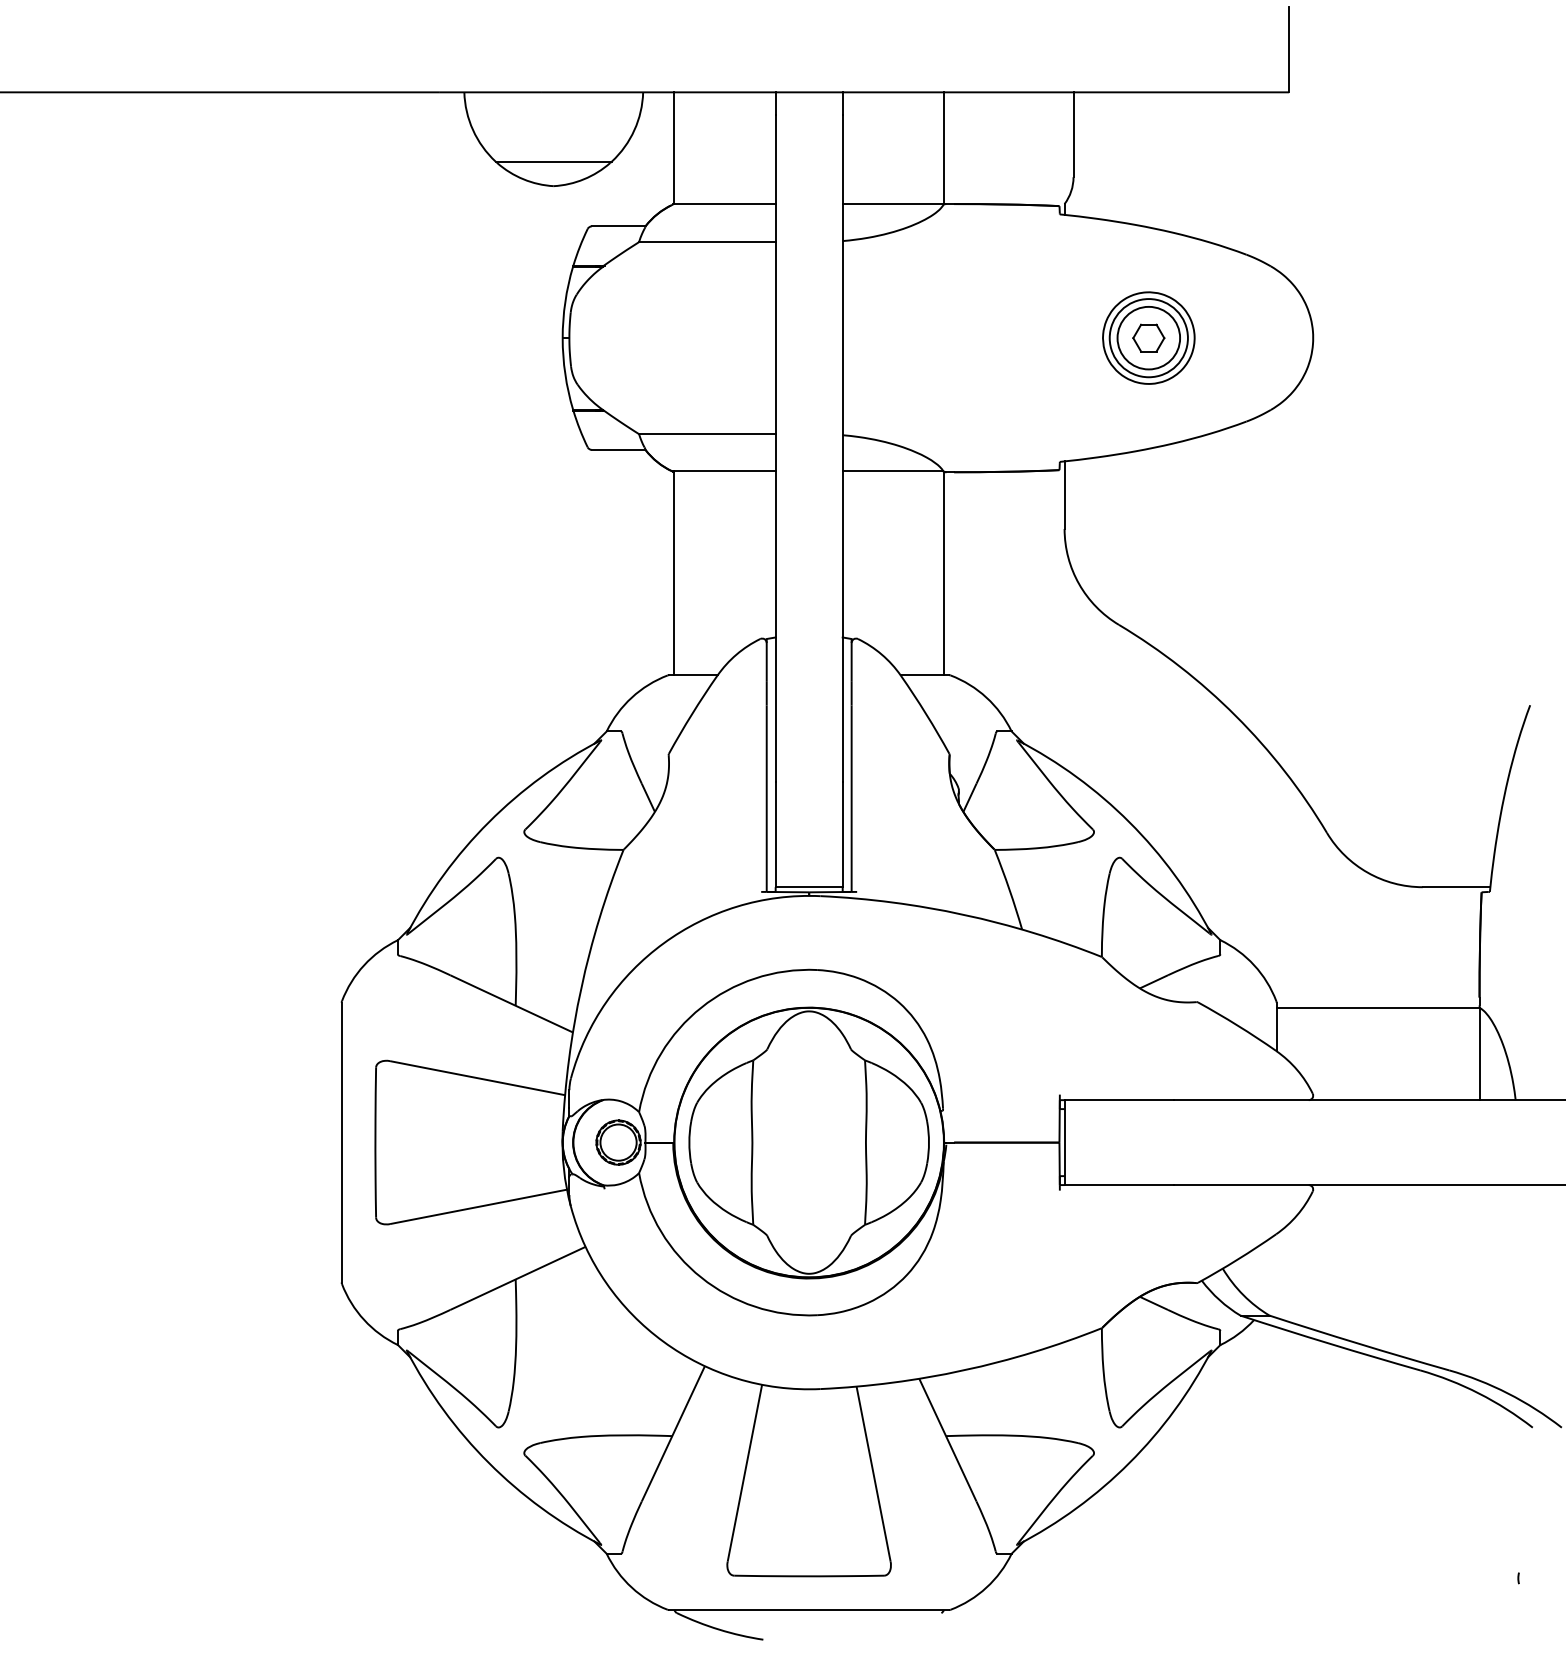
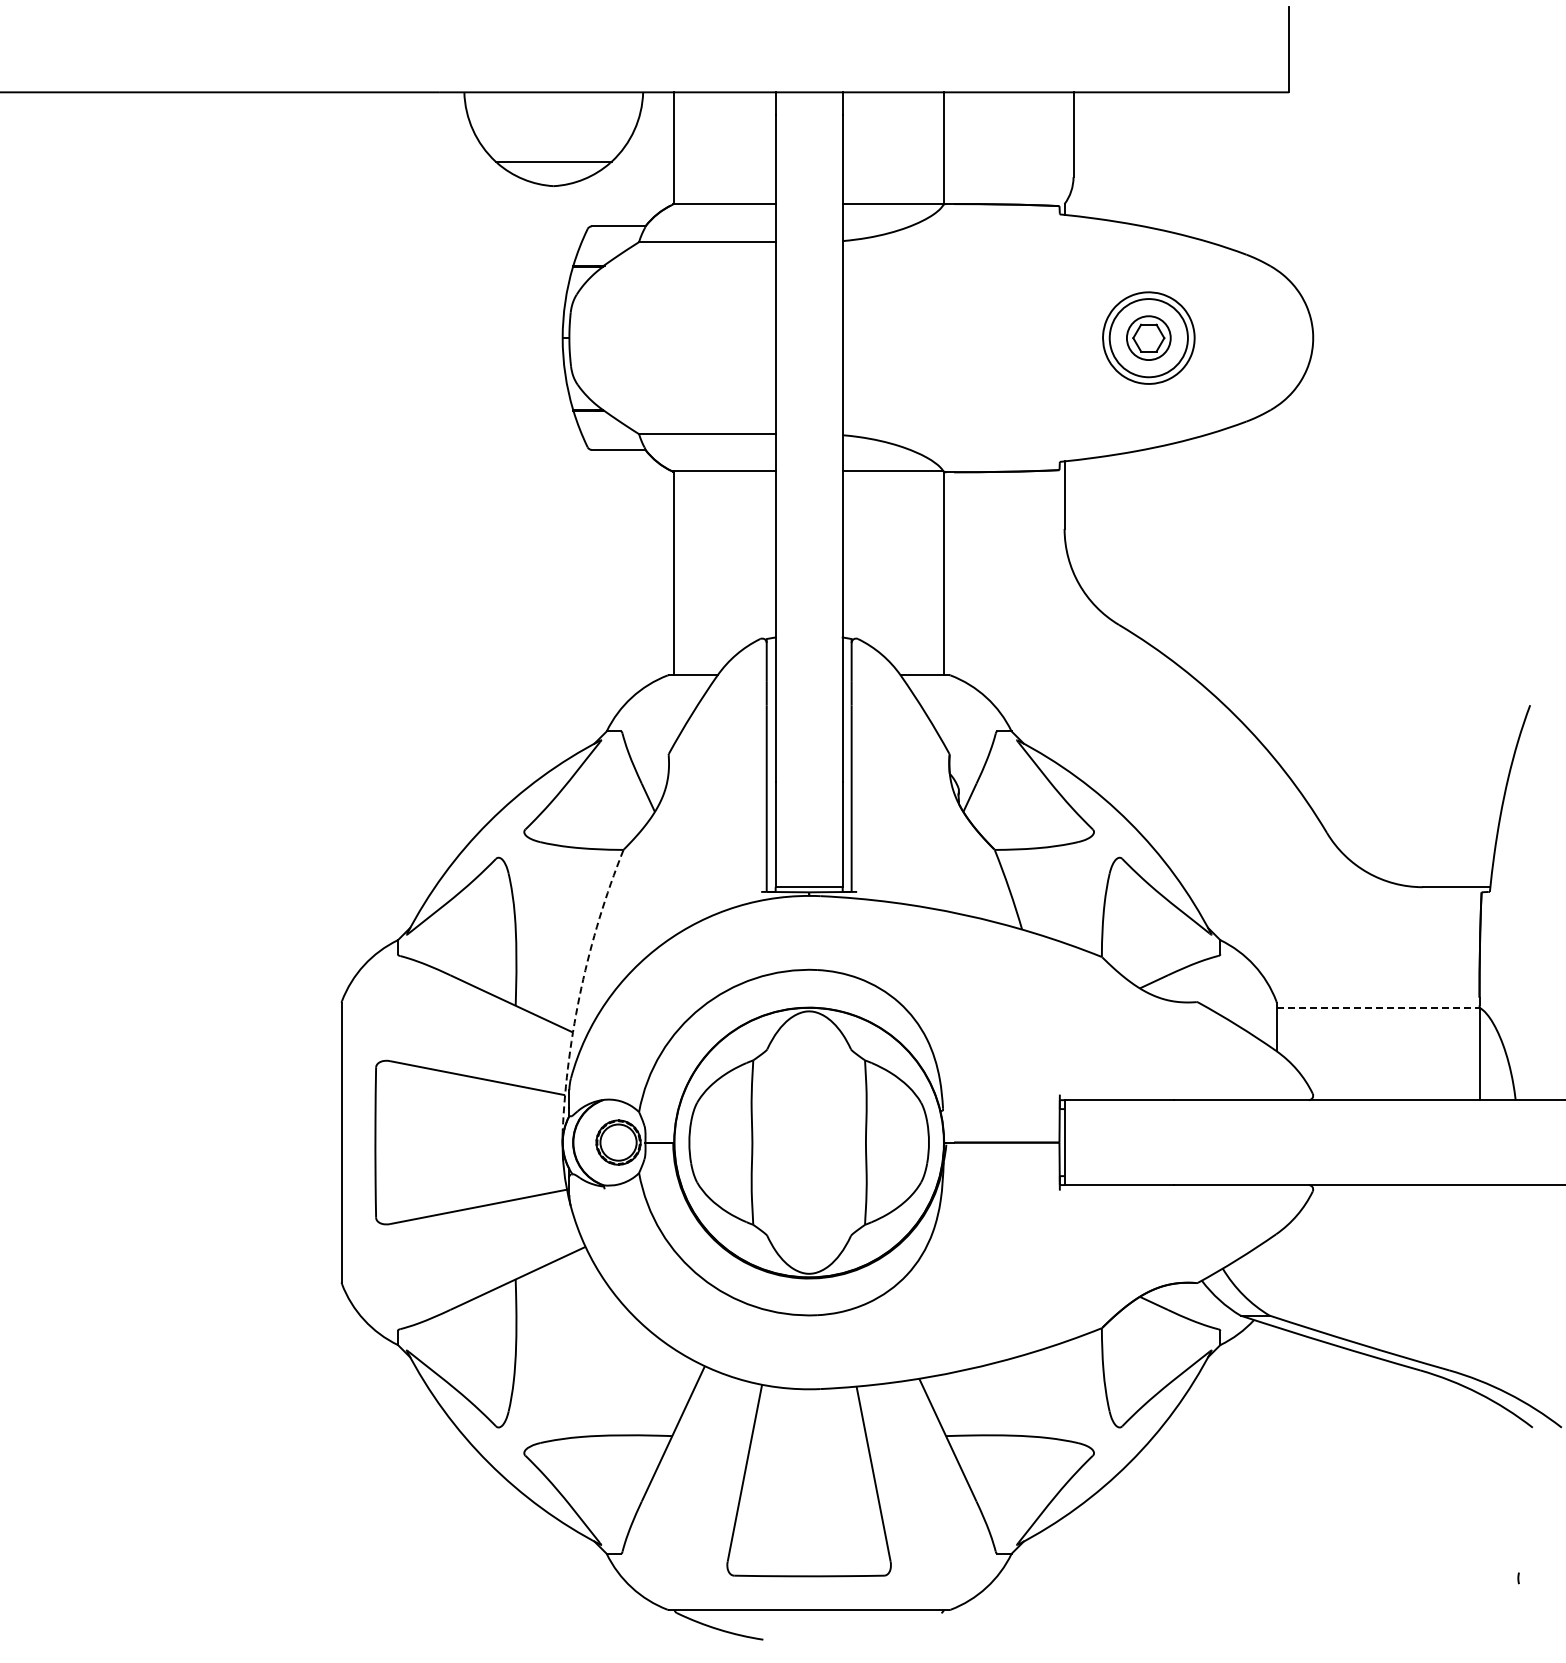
circle diameter: 63 px -> 44 px (1148, 338)
arc: solid -> dashed (581, 988)
line: solid -> dashed (1378, 1007)
